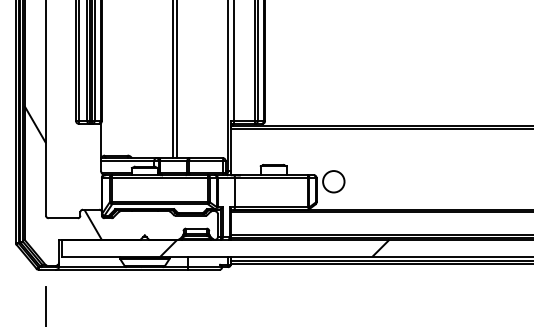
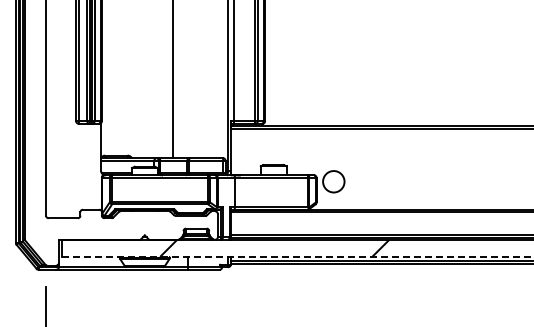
line: present -> none (176, 80)
hatch: present -> none (62, 172)
line: solid -> dashed (297, 256)
